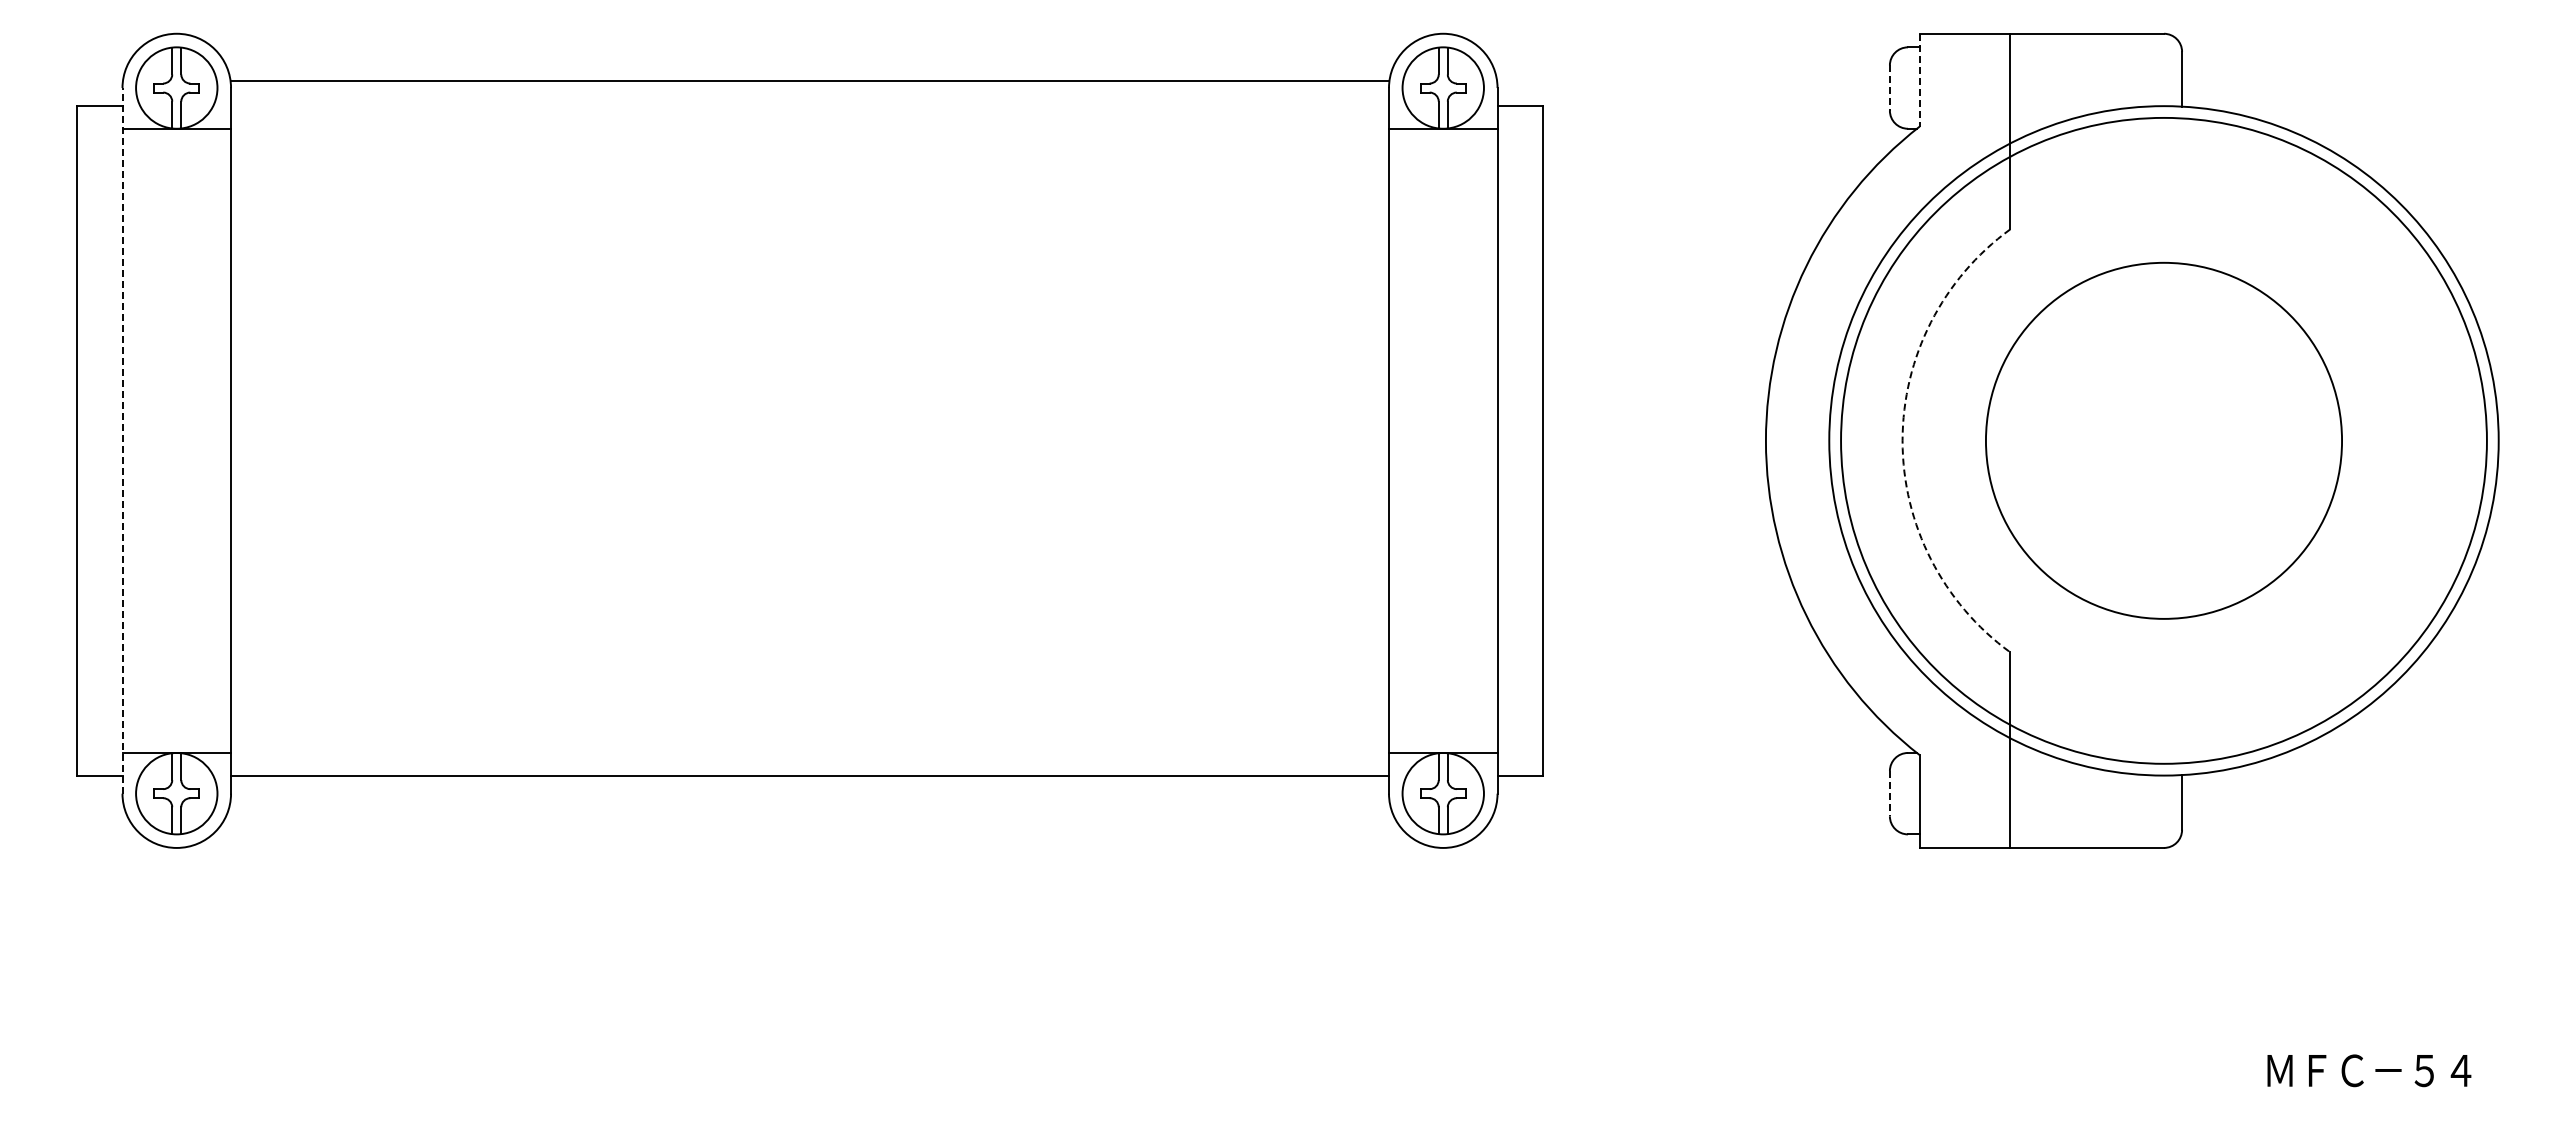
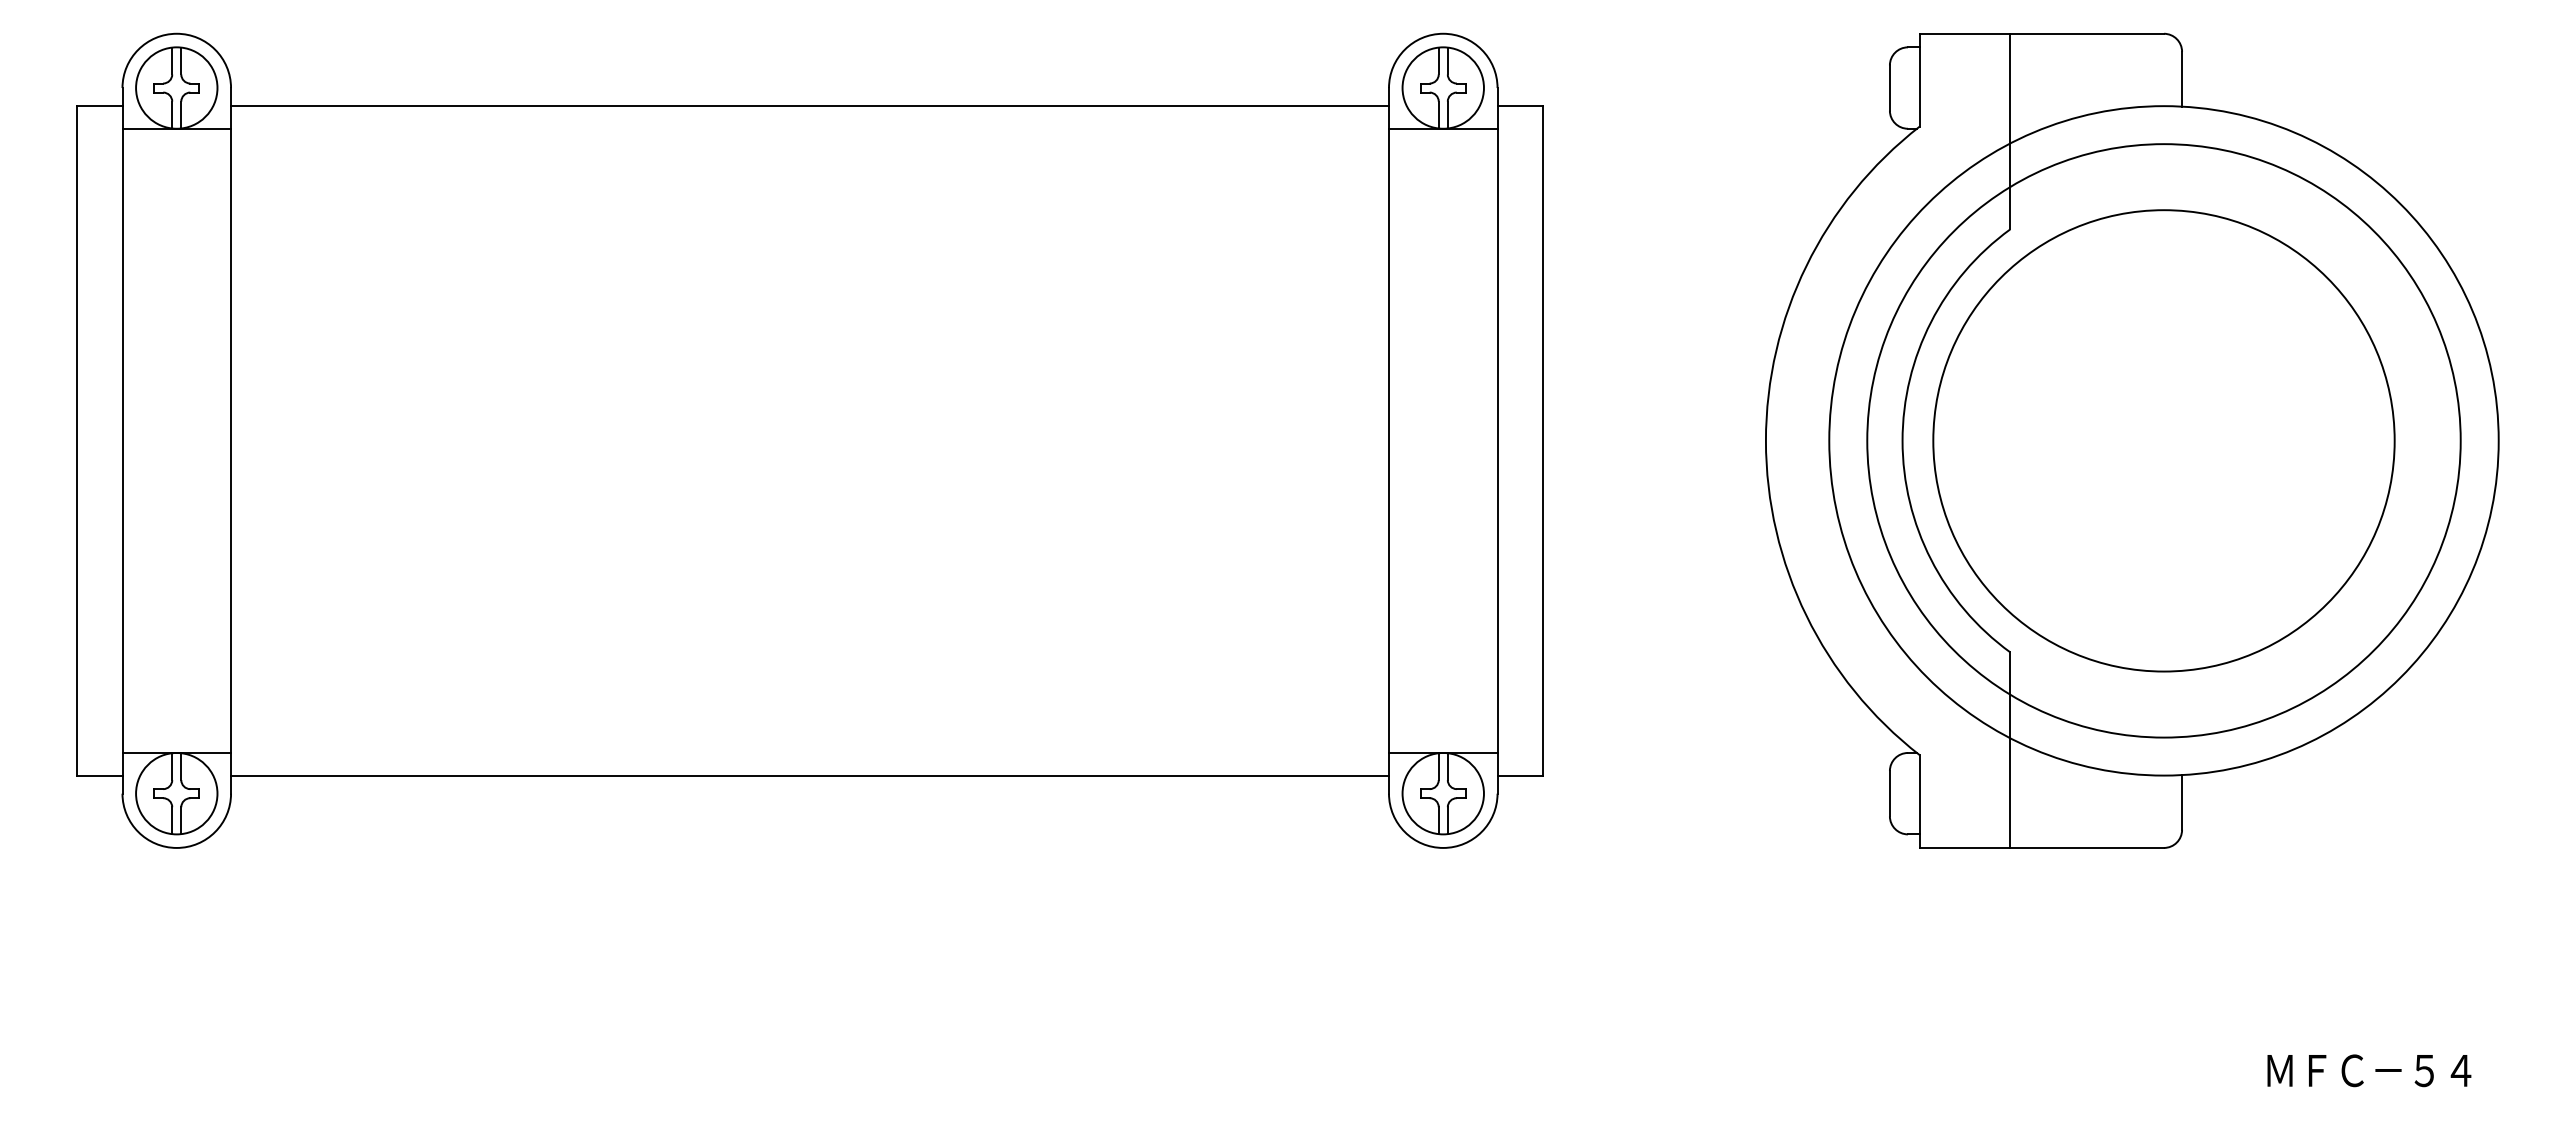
line: dashed -> solid (1919, 80)
line position: (809, 81) -> (809, 106) (809, 106)
line: dashed -> solid (1889, 88)
line: dashed -> solid (122, 440)
arc: dashed -> solid (1902, 440)
circle diameter: 356 px -> 593 px (2163, 440)
circle diameter: 646 px -> 461 px (2163, 440)
line: dashed -> solid (1889, 793)
